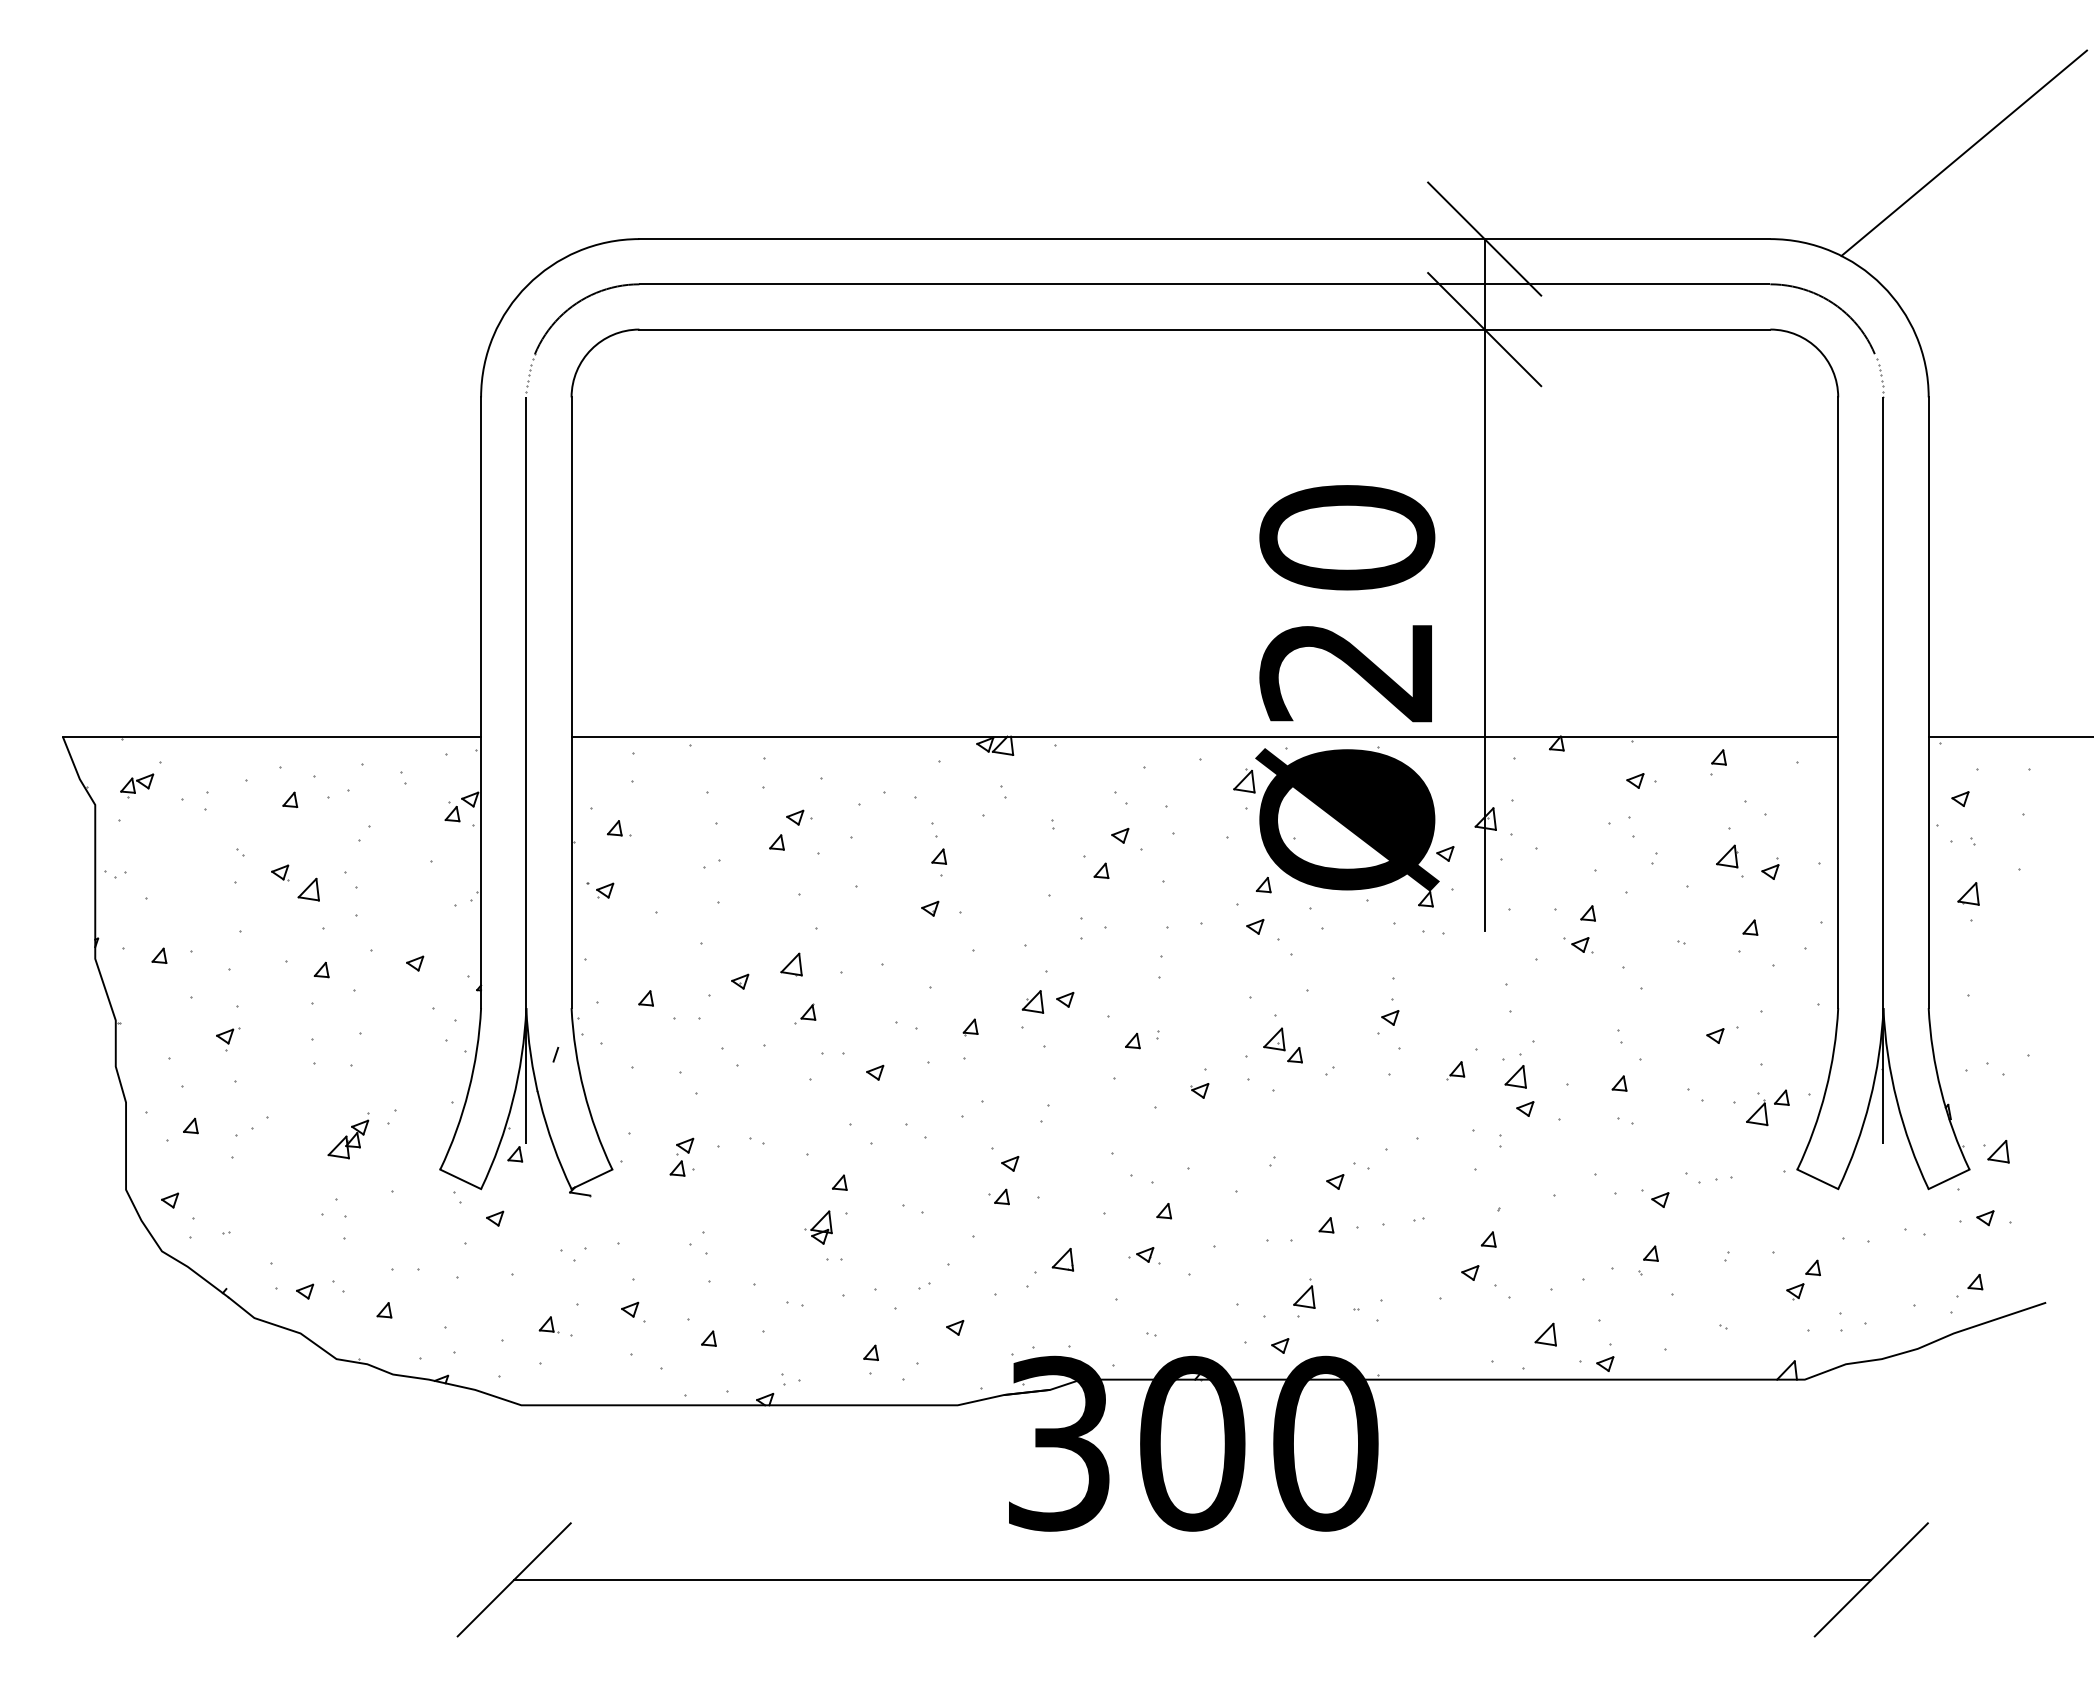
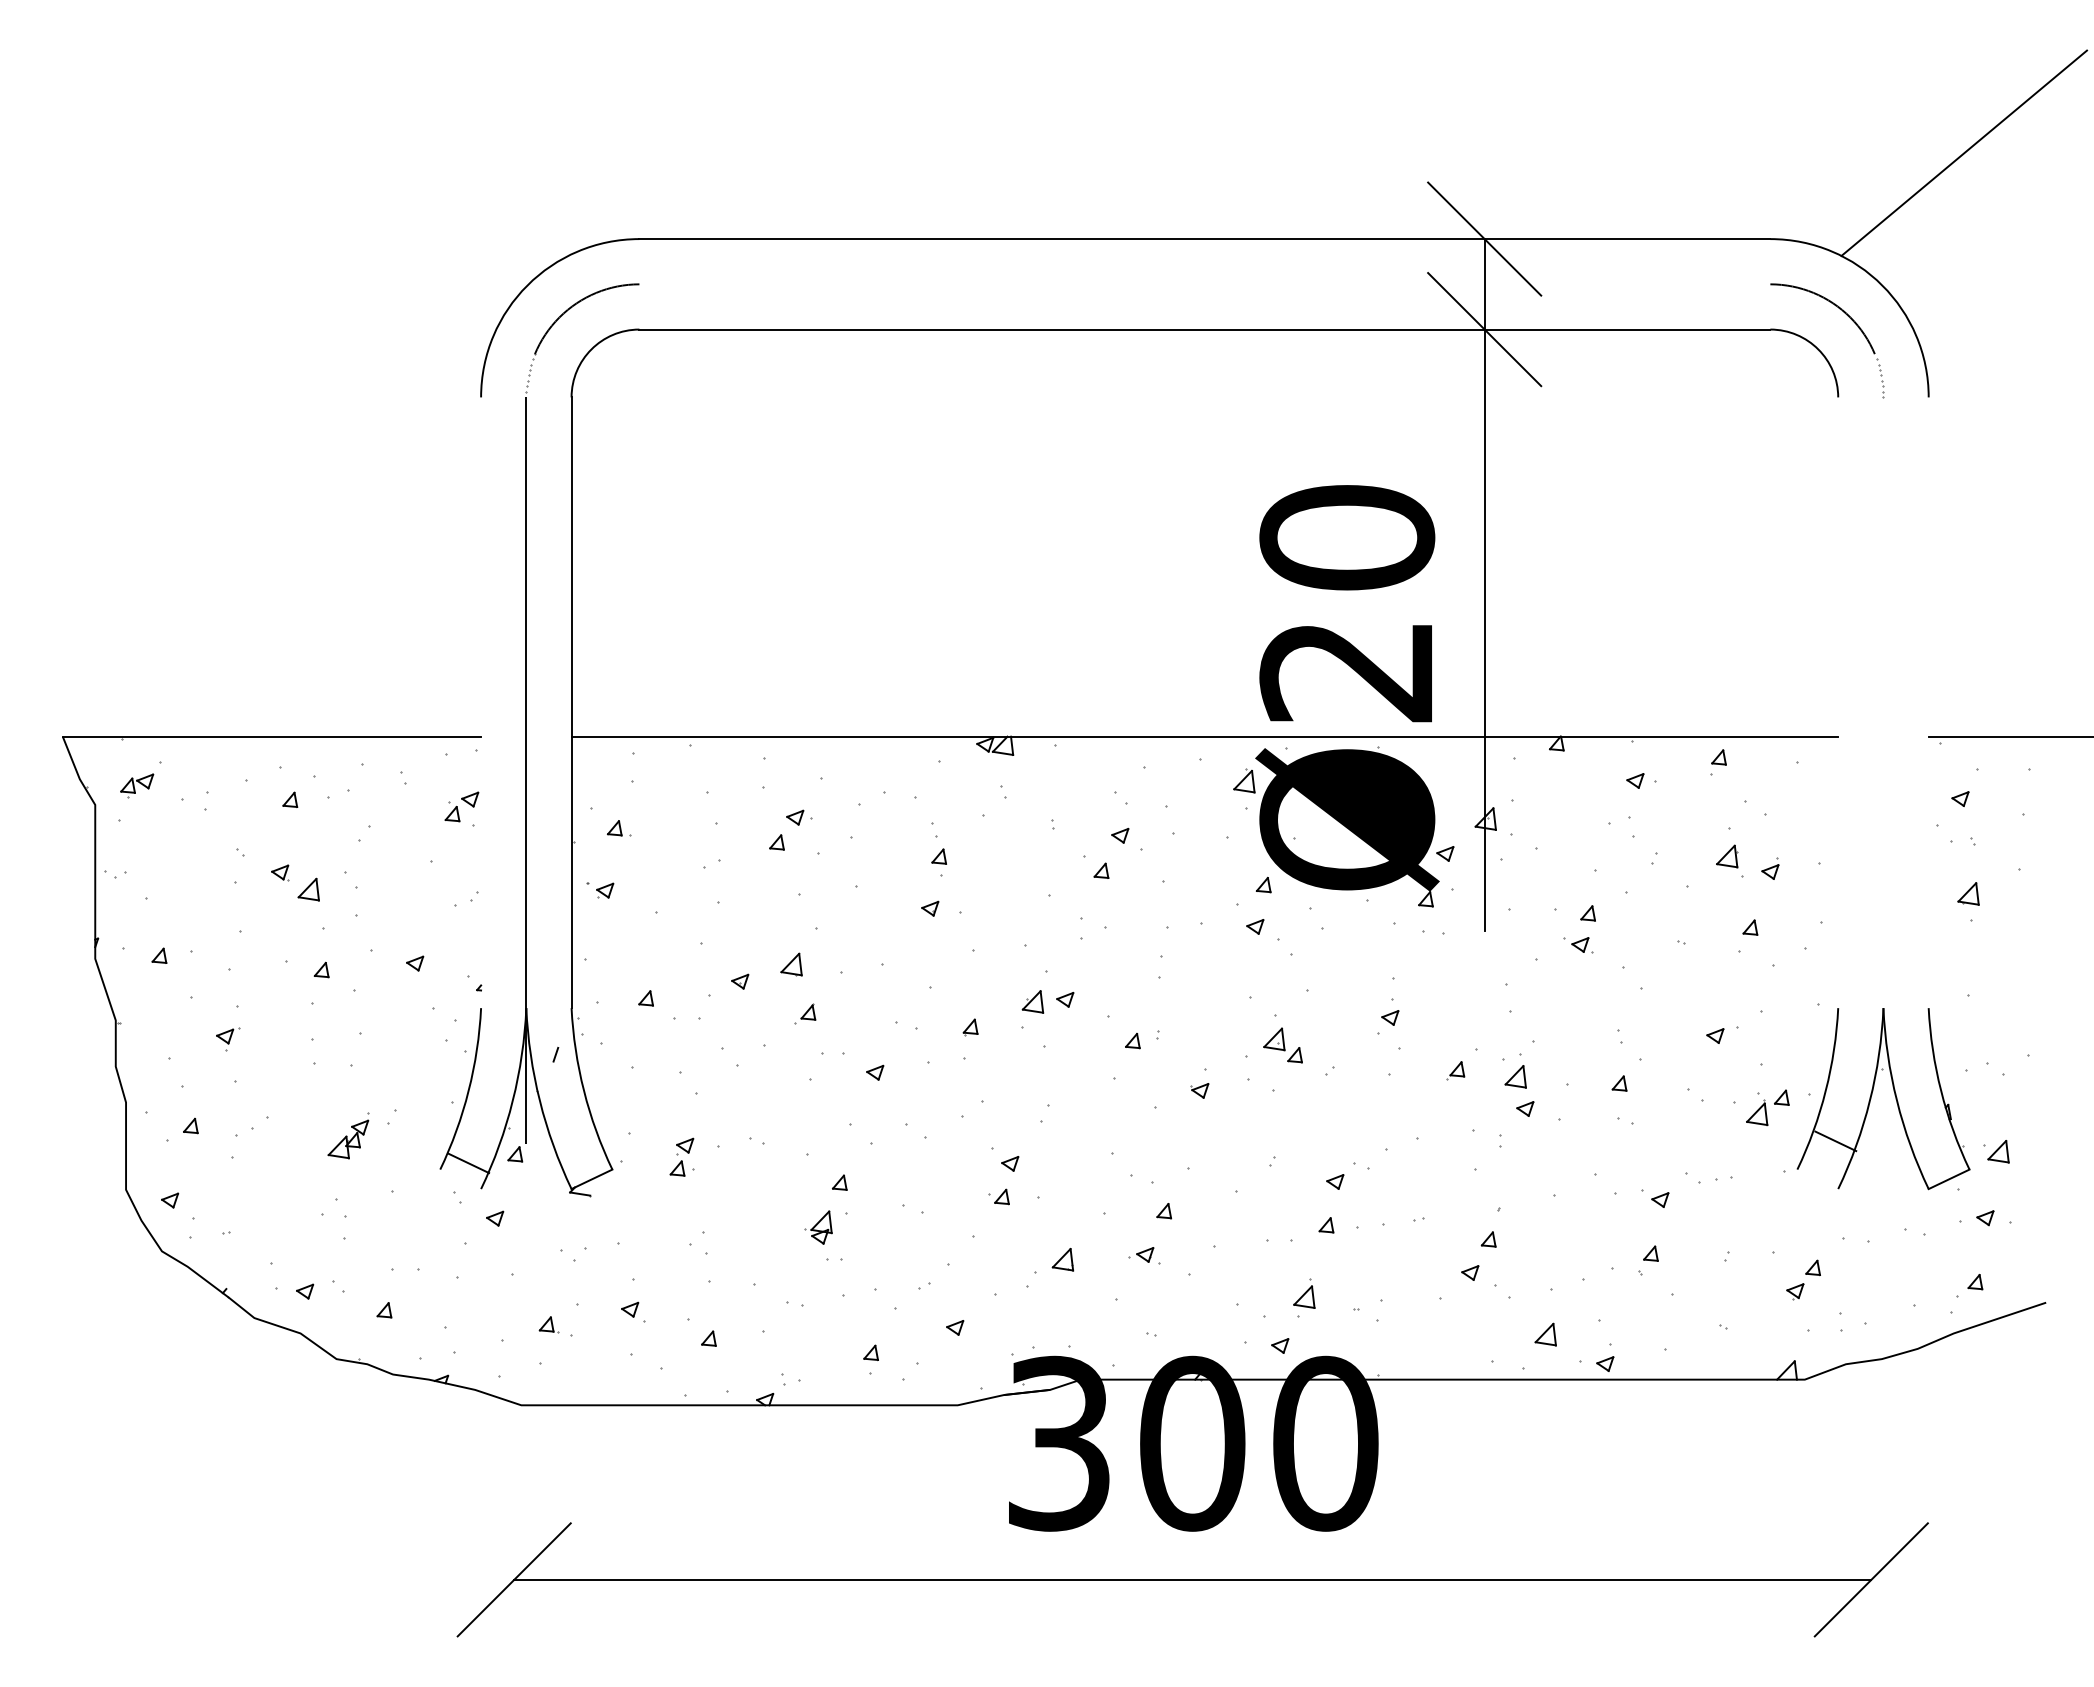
line: present -> none (1204, 284)
line: present -> none (481, 702)
line: present -> none (1838, 702)
line: present -> none (1928, 702)
line: present -> none (1883, 770)
line position: (460, 1179) -> (468, 1163) (468, 1163)
line position: (1817, 1179) -> (1835, 1141) (1835, 1141)
